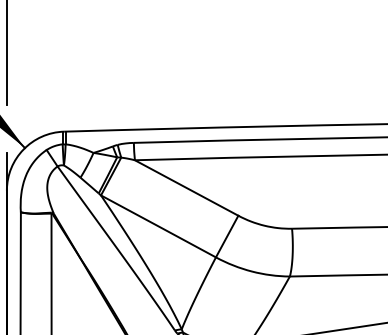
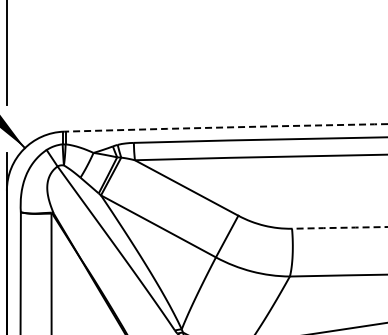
arc: solid -> dashed (226, 127)
arc: solid -> dashed (339, 227)
